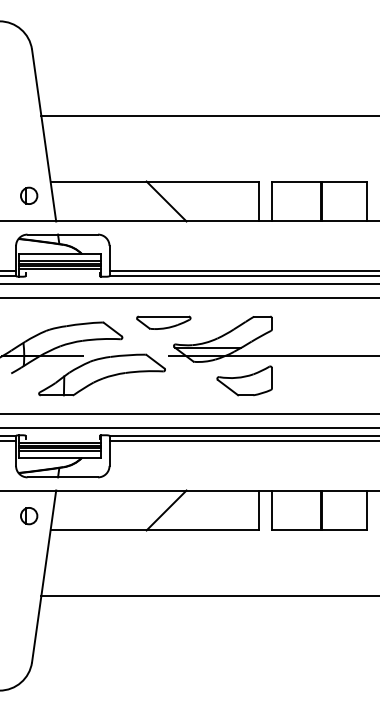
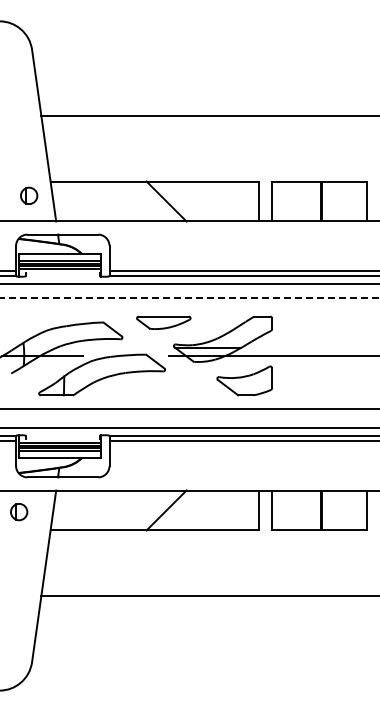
line: solid -> dashed (190, 298)
line position: (189, 413) -> (189, 408) (189, 408)
part position: (29, 516) -> (19, 512) (19, 512)
